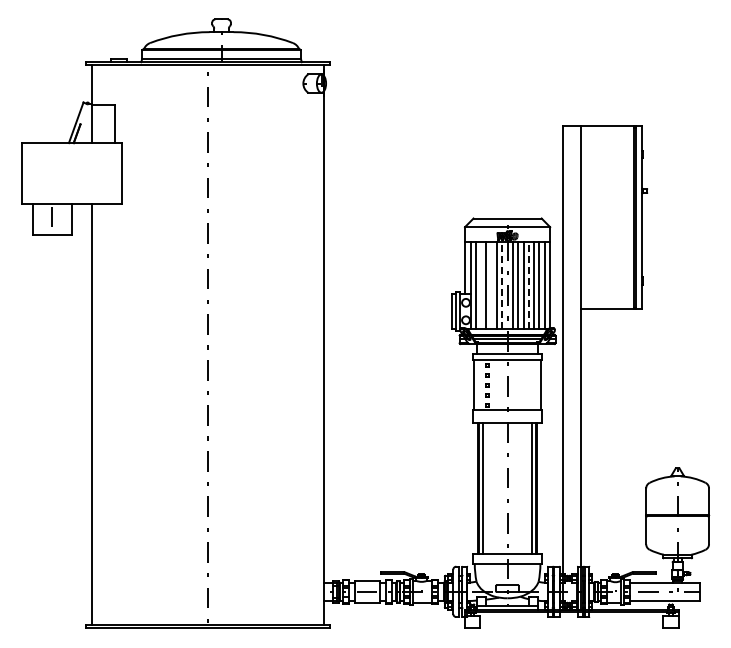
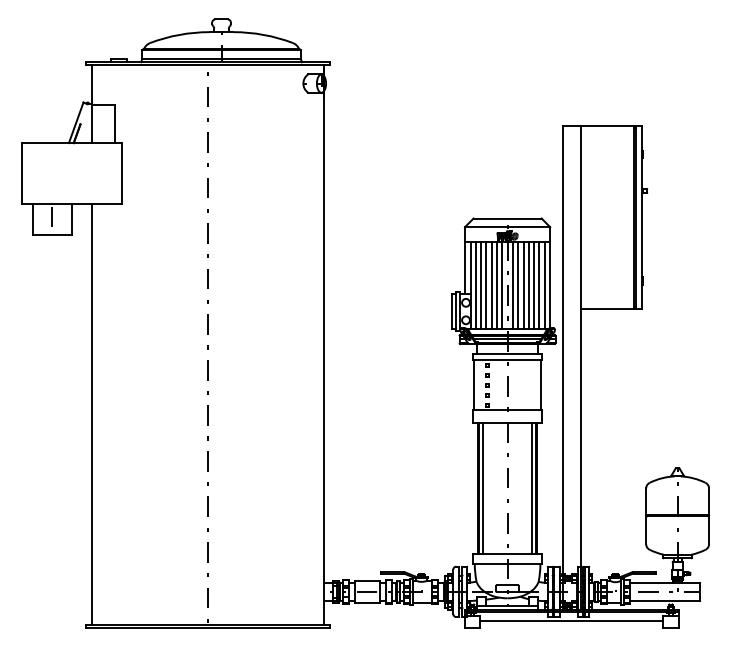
line: none -> present (481, 285)
line: none -> present (491, 285)
line: dashed -> solid (502, 285)
line: dashed -> solid (528, 285)
line: none -> present (571, 620)
